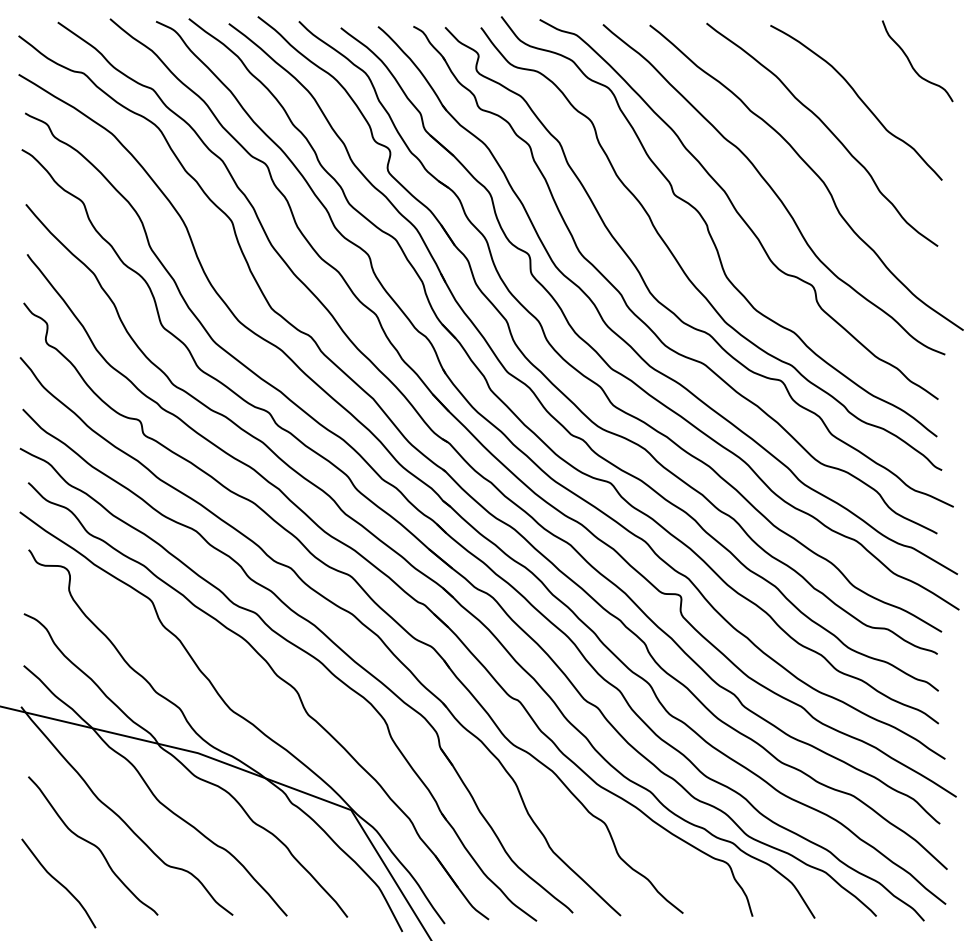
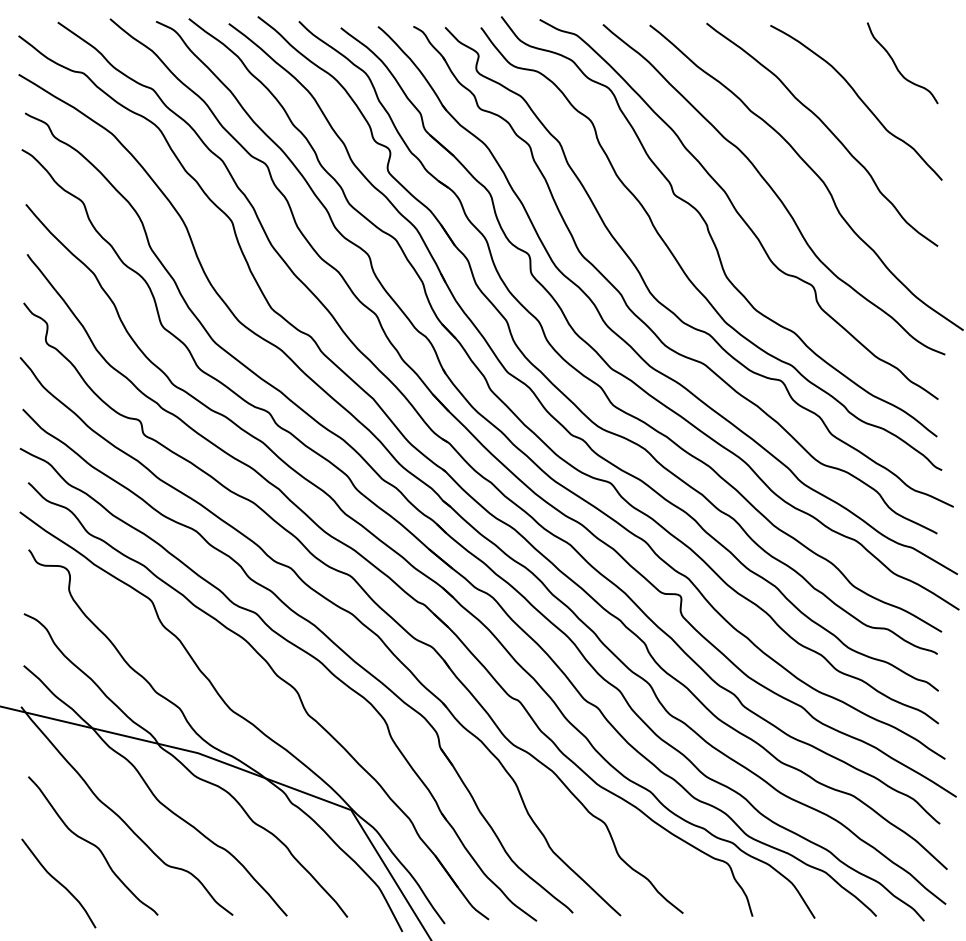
curve position: (912, 64) -> (897, 66) (897, 66)
